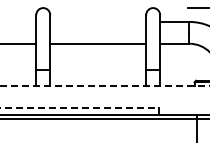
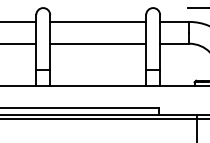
line: none -> present (19, 21)
line: none -> present (98, 21)
line: dashed -> solid (104, 86)
line: dashed -> solid (80, 108)
